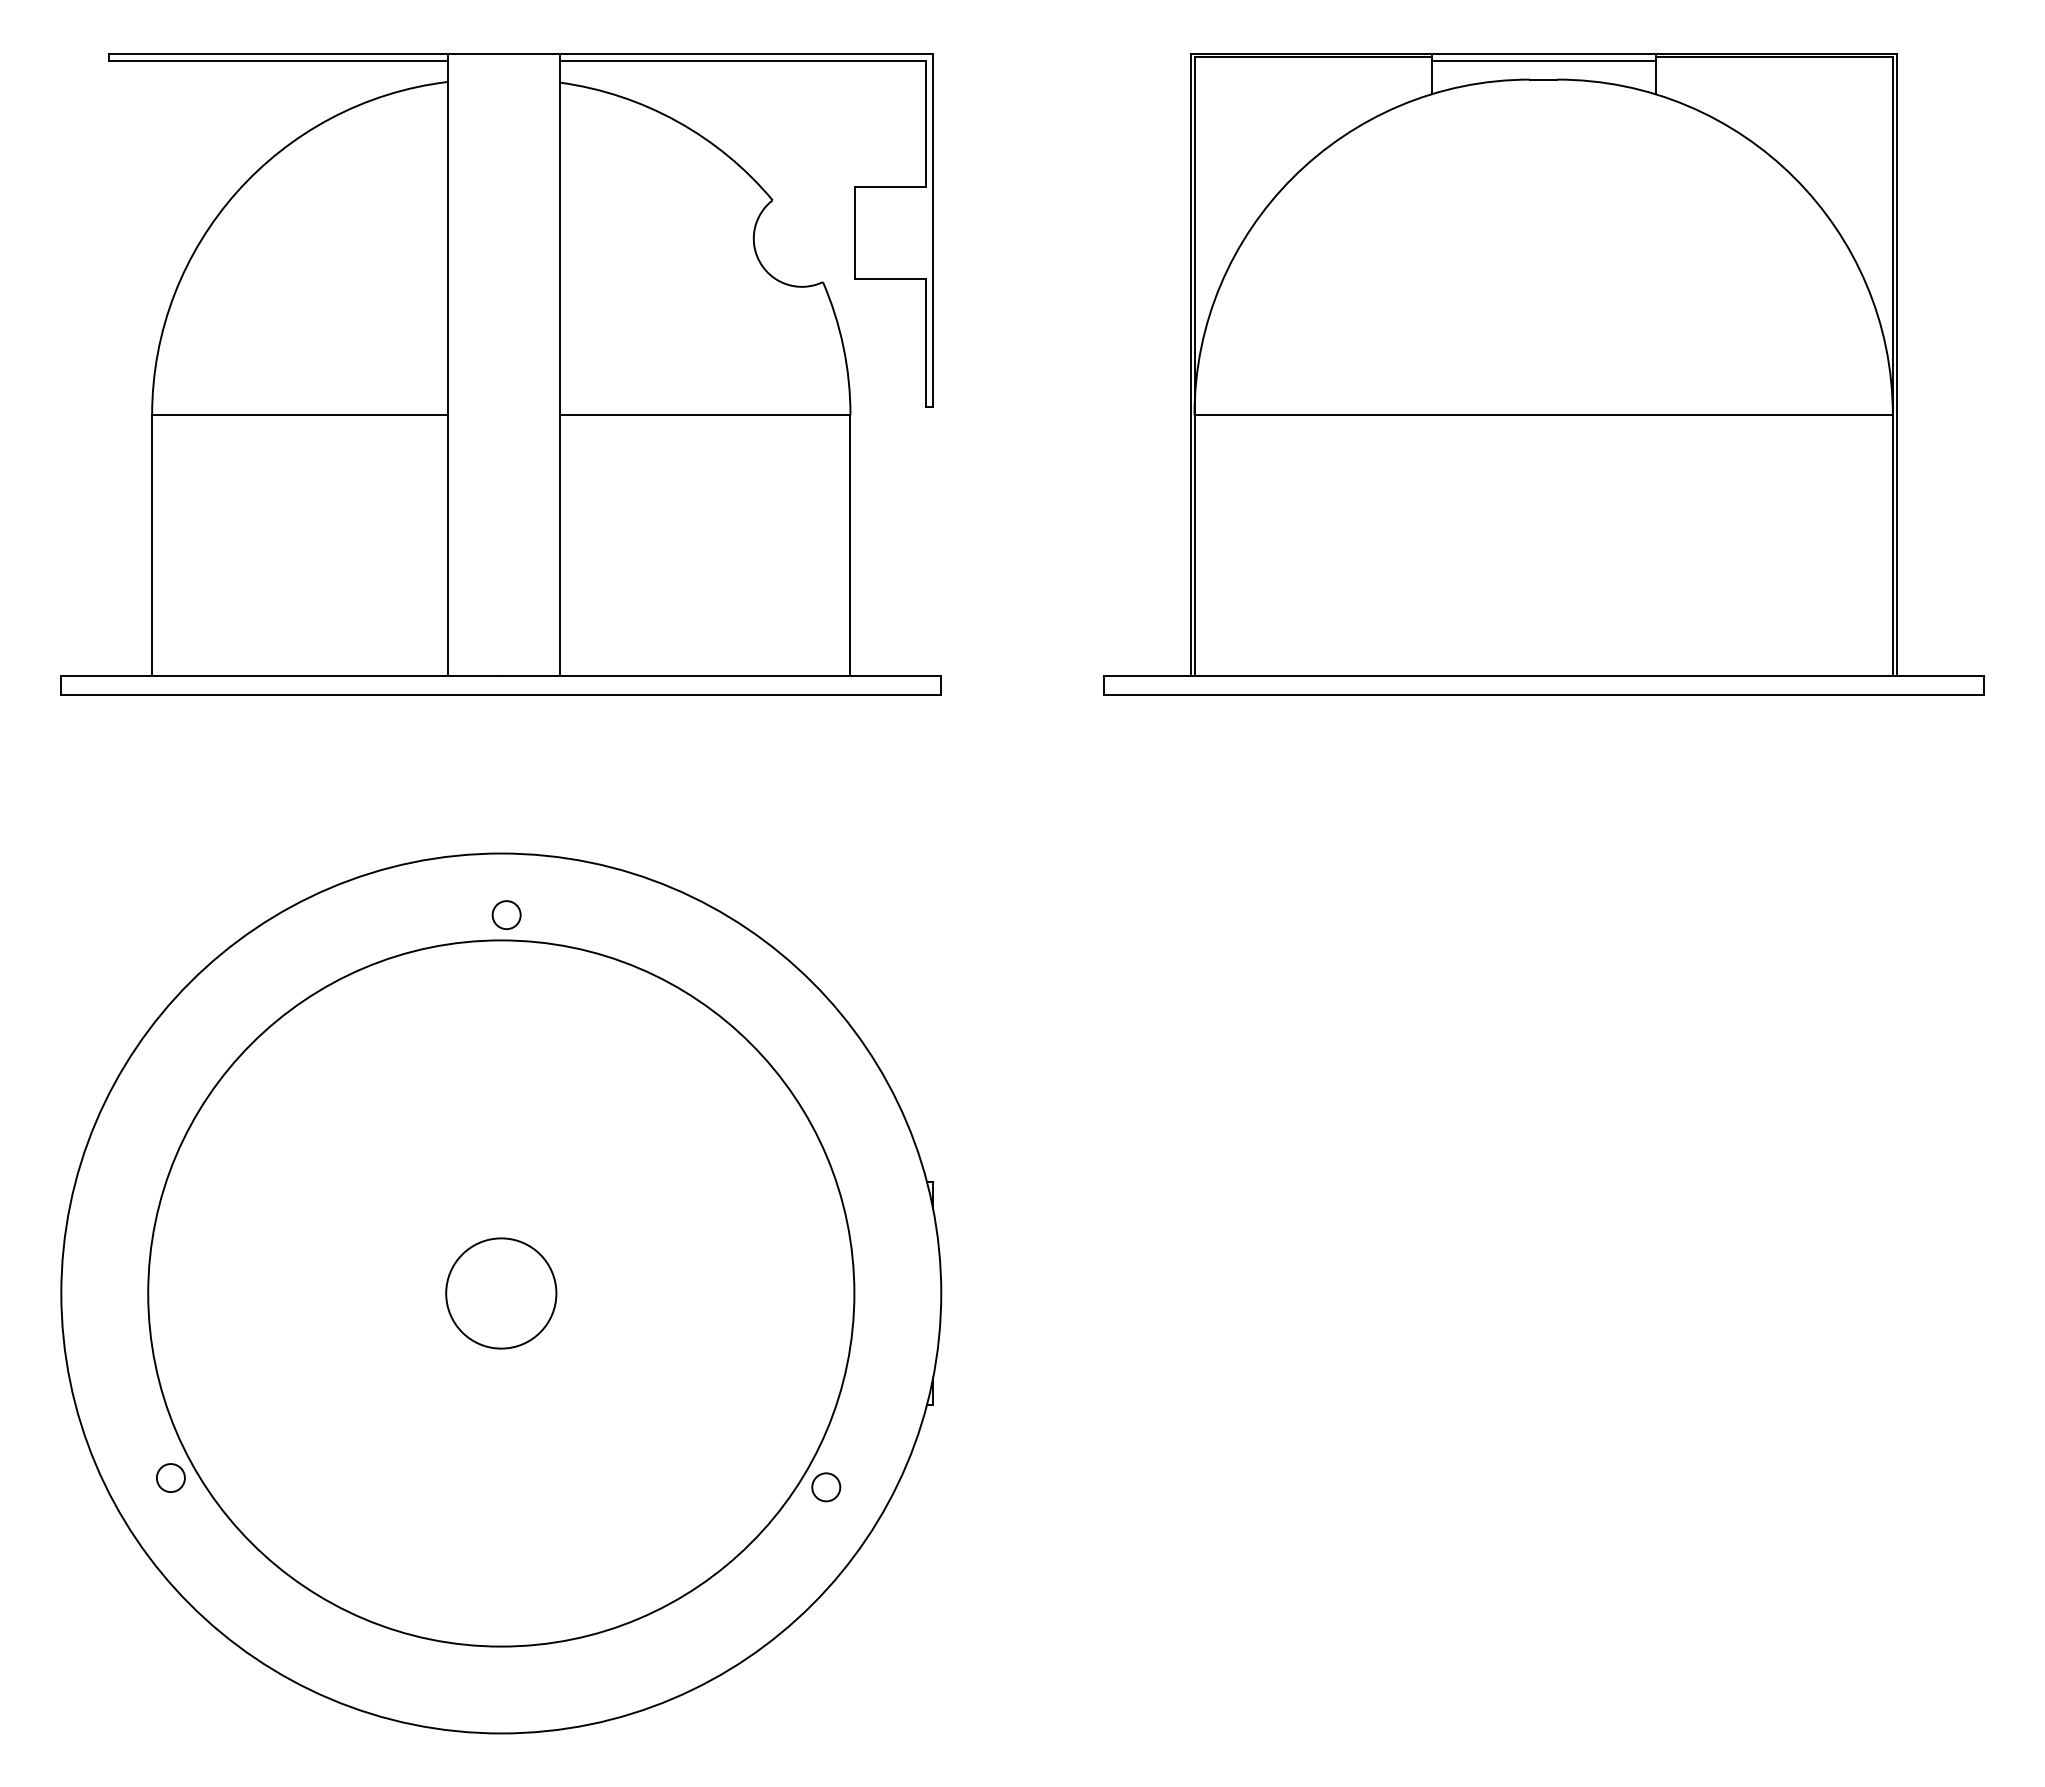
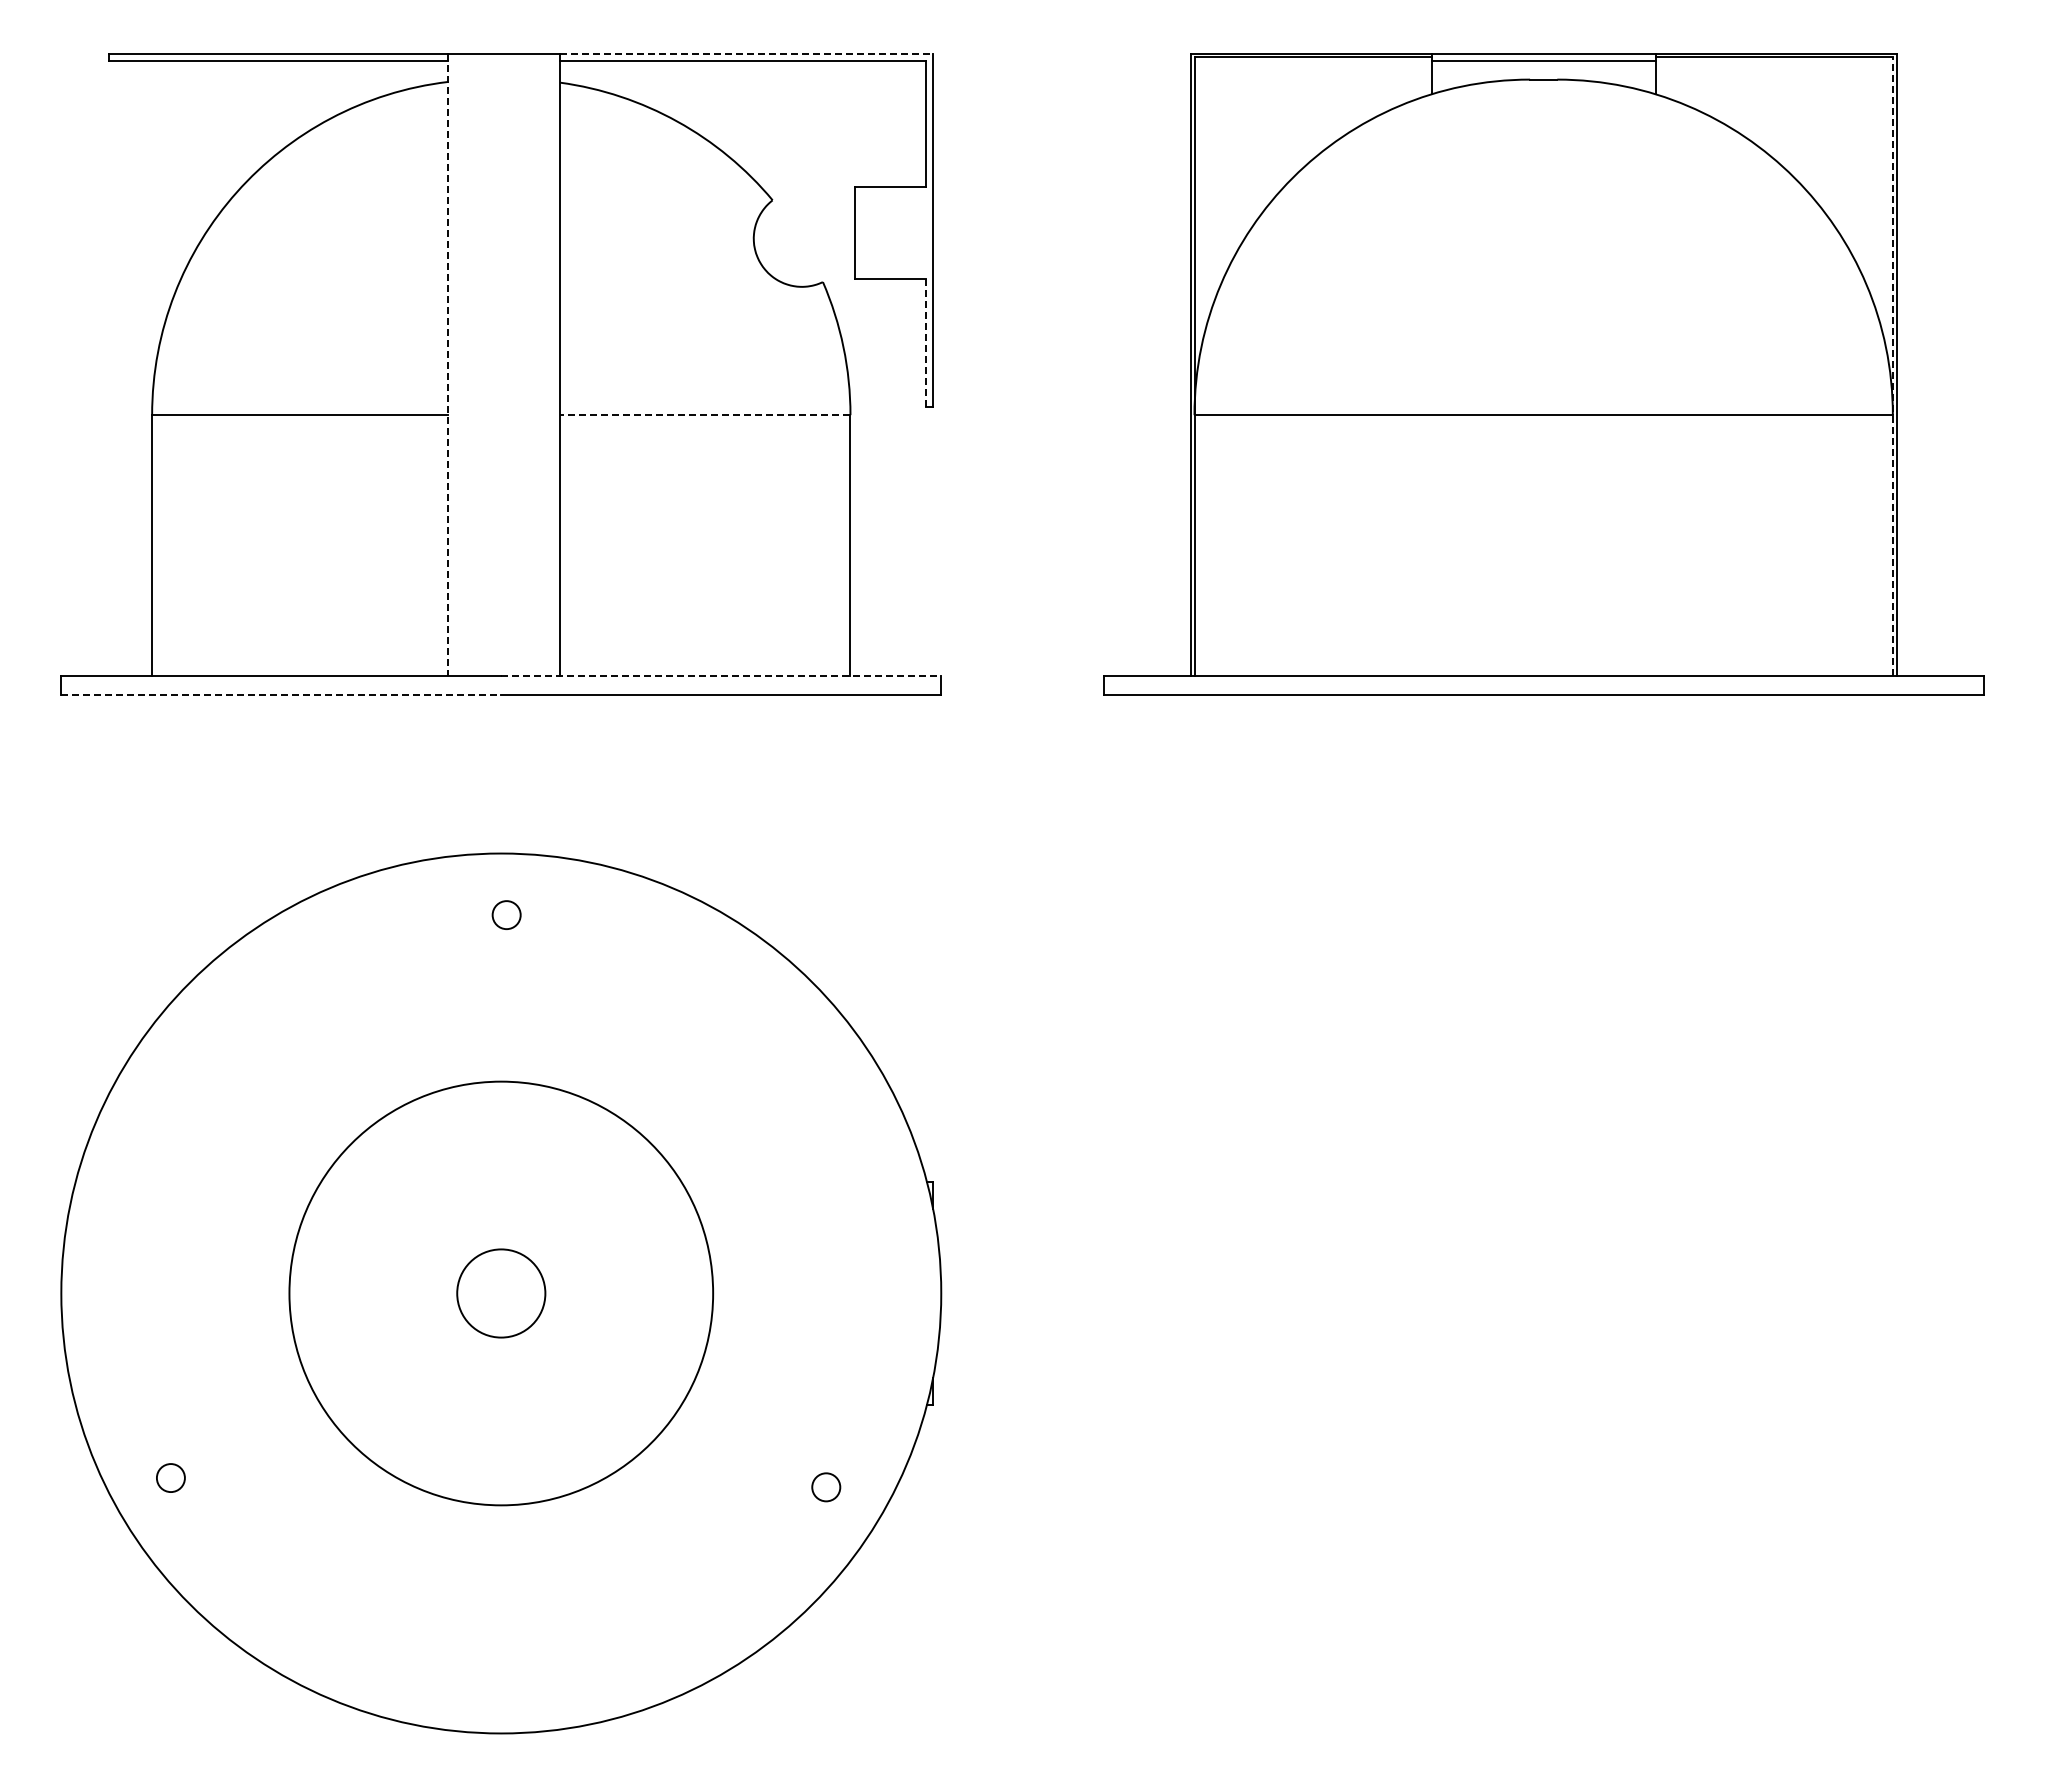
line: solid -> dashed (747, 53)
line: solid -> dashed (925, 343)
line: solid -> dashed (448, 365)
line: solid -> dashed (1892, 366)
line: solid -> dashed (704, 415)
line: solid -> dashed (721, 676)
line: solid -> dashed (281, 694)
circle diameter: 110 px -> 88 px (501, 1293)
circle diameter: 706 px -> 424 px (501, 1293)
